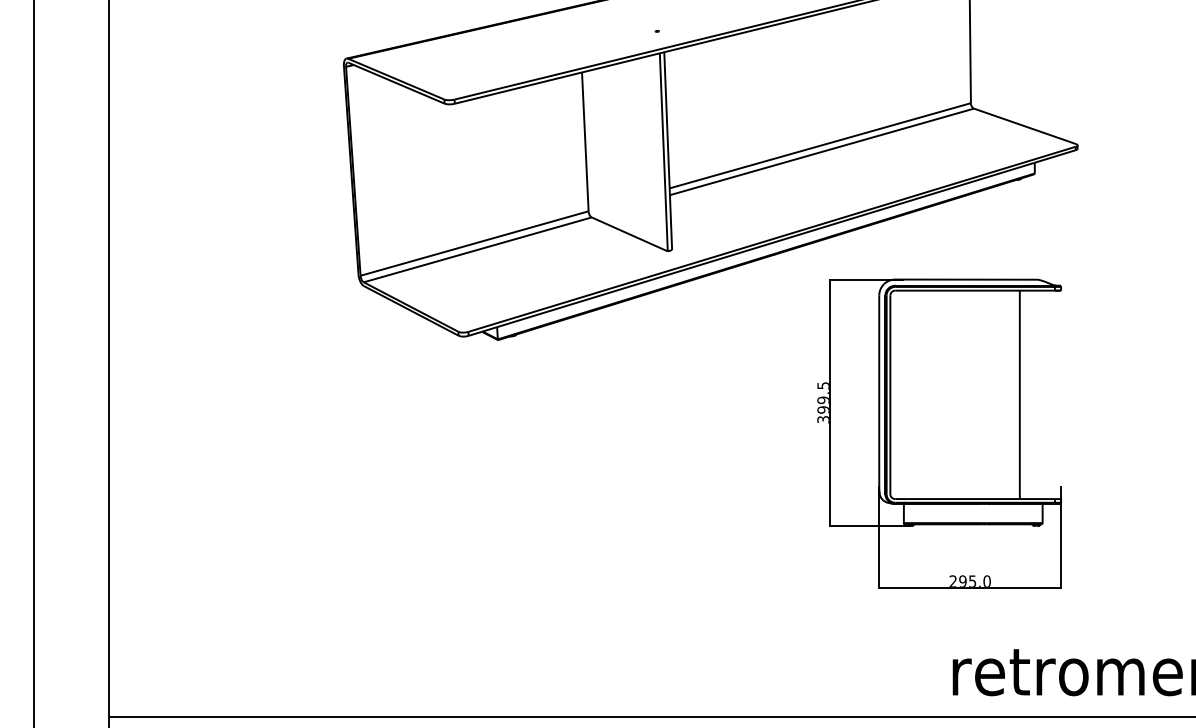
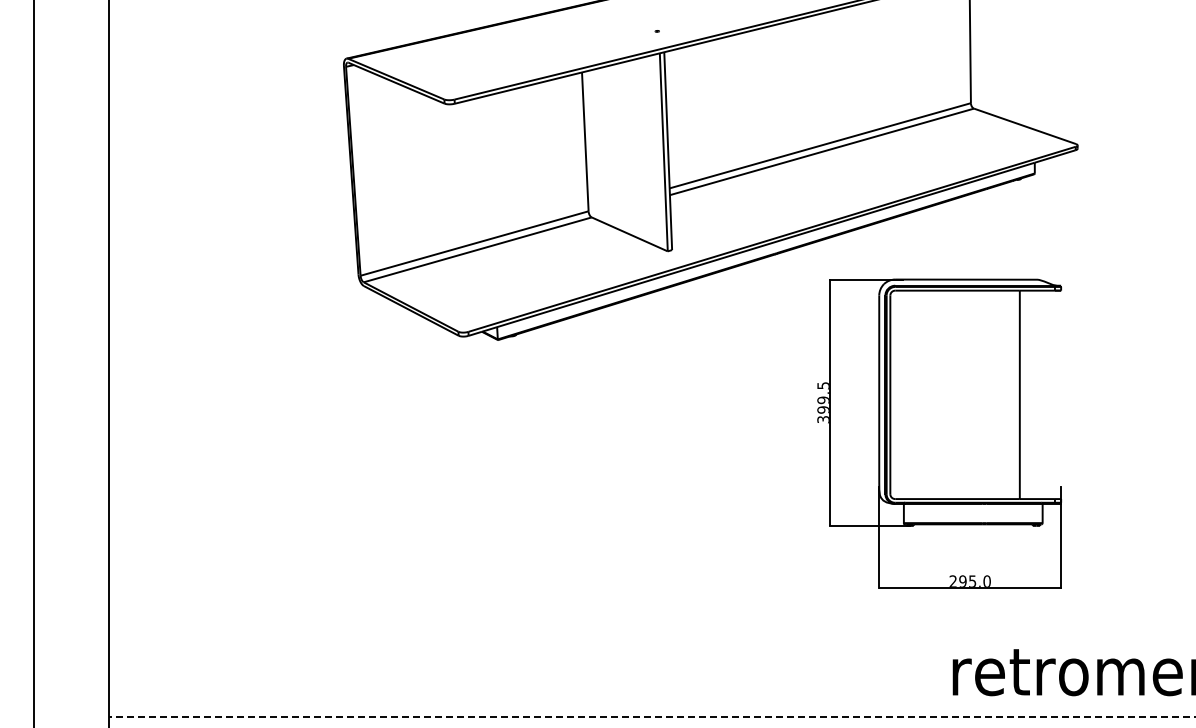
line: solid -> dashed (652, 716)
